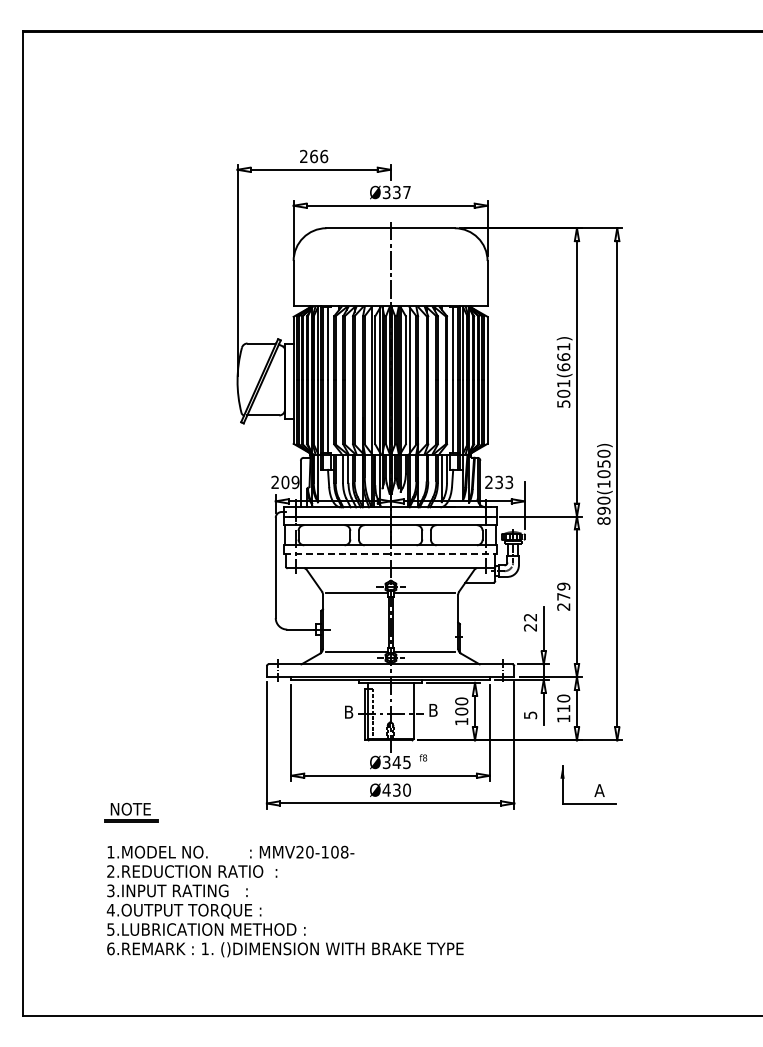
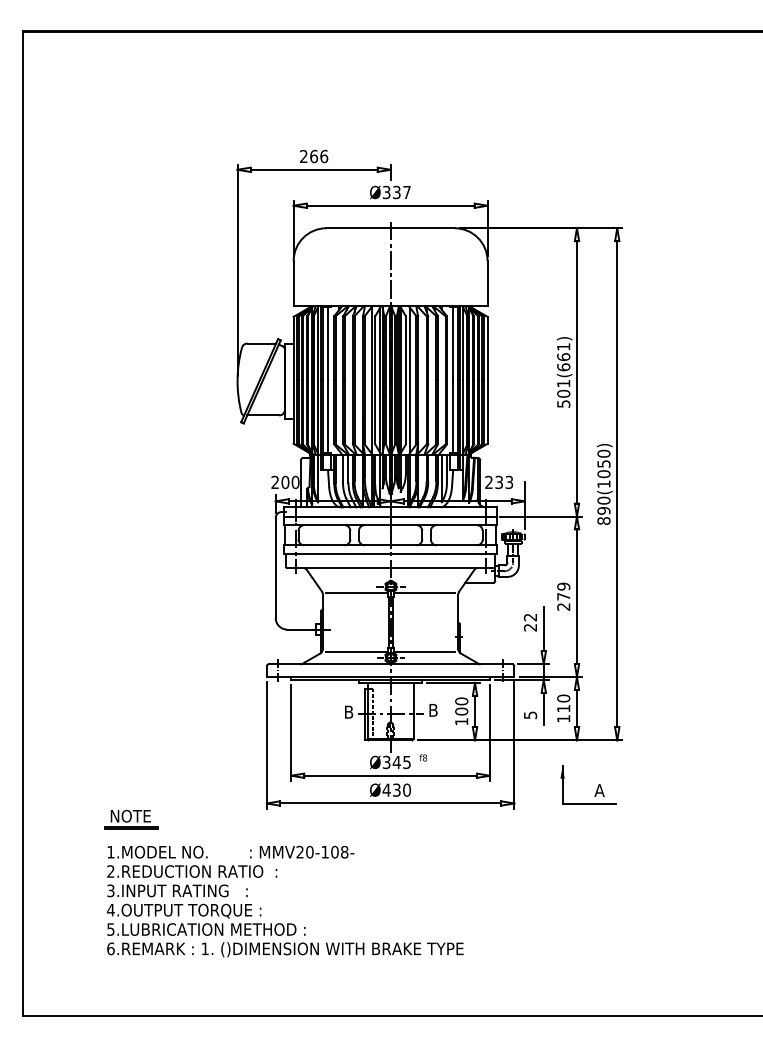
text: 209 -> 200 (295, 482)
line: dashed -> solid (391, 553)
part position: (131, 812) -> (131, 819) (131, 819)
